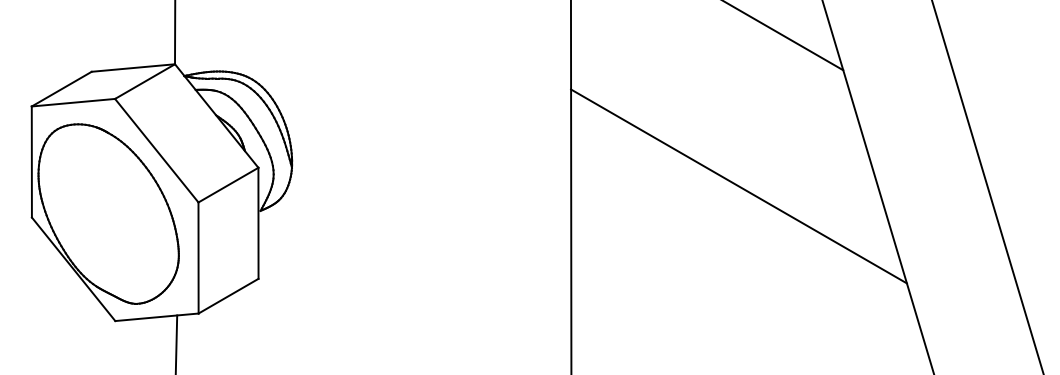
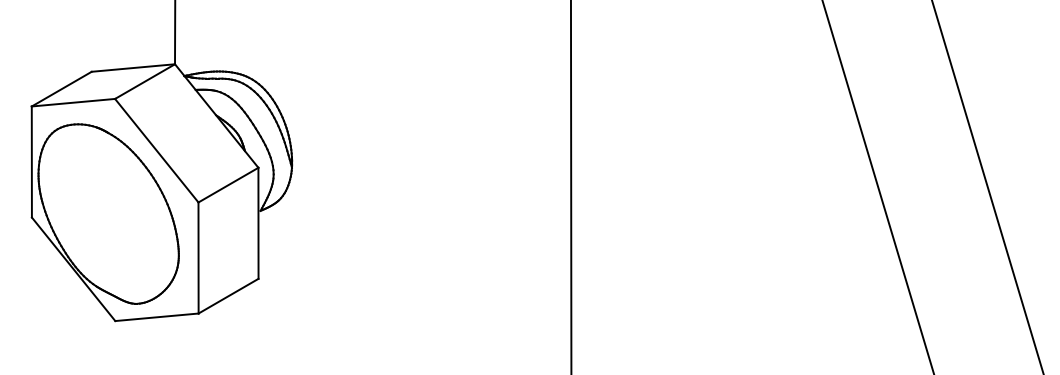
line: present -> none (784, 36)
line: present -> none (738, 186)
line: present -> none (176, 343)
